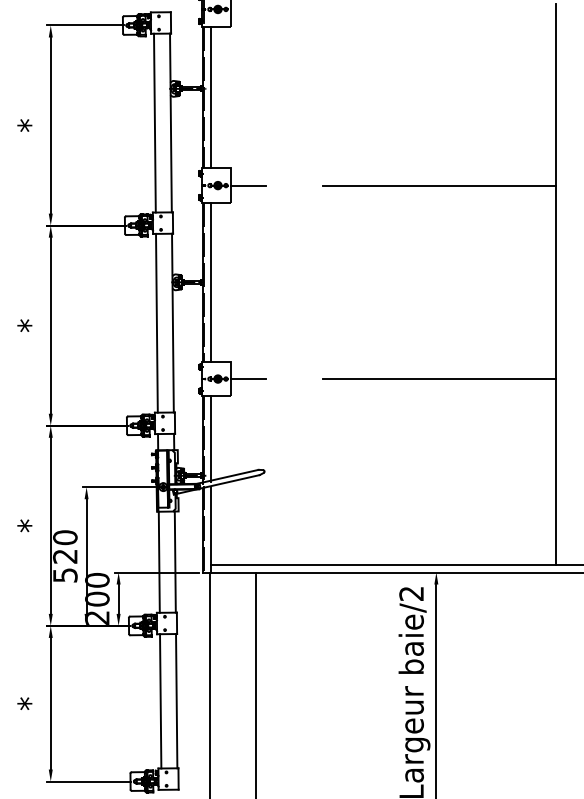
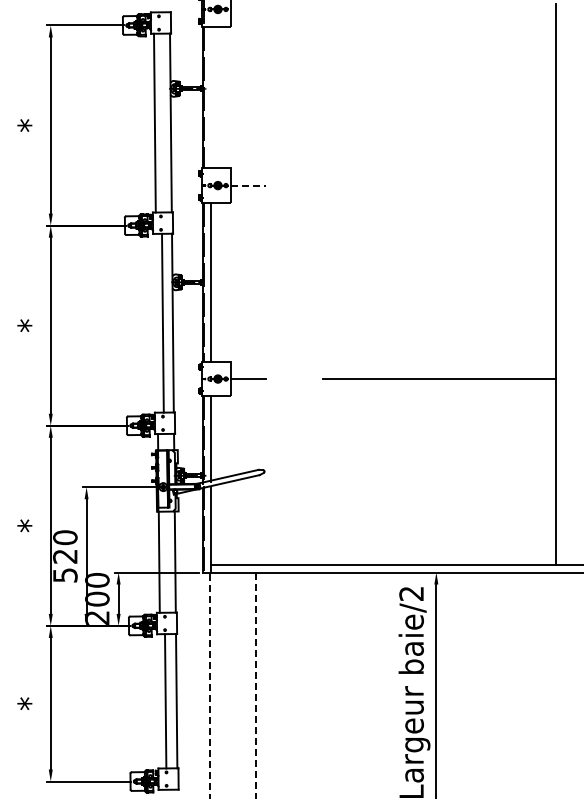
line: present -> none (210, 97)
line: solid -> dashed (249, 185)
line: present -> none (439, 185)
line position: (156, 322) -> (162, 322) (162, 322)
line: solid -> dashed (209, 685)
line: solid -> dashed (255, 685)
line position: (160, 701) -> (165, 701) (165, 701)
